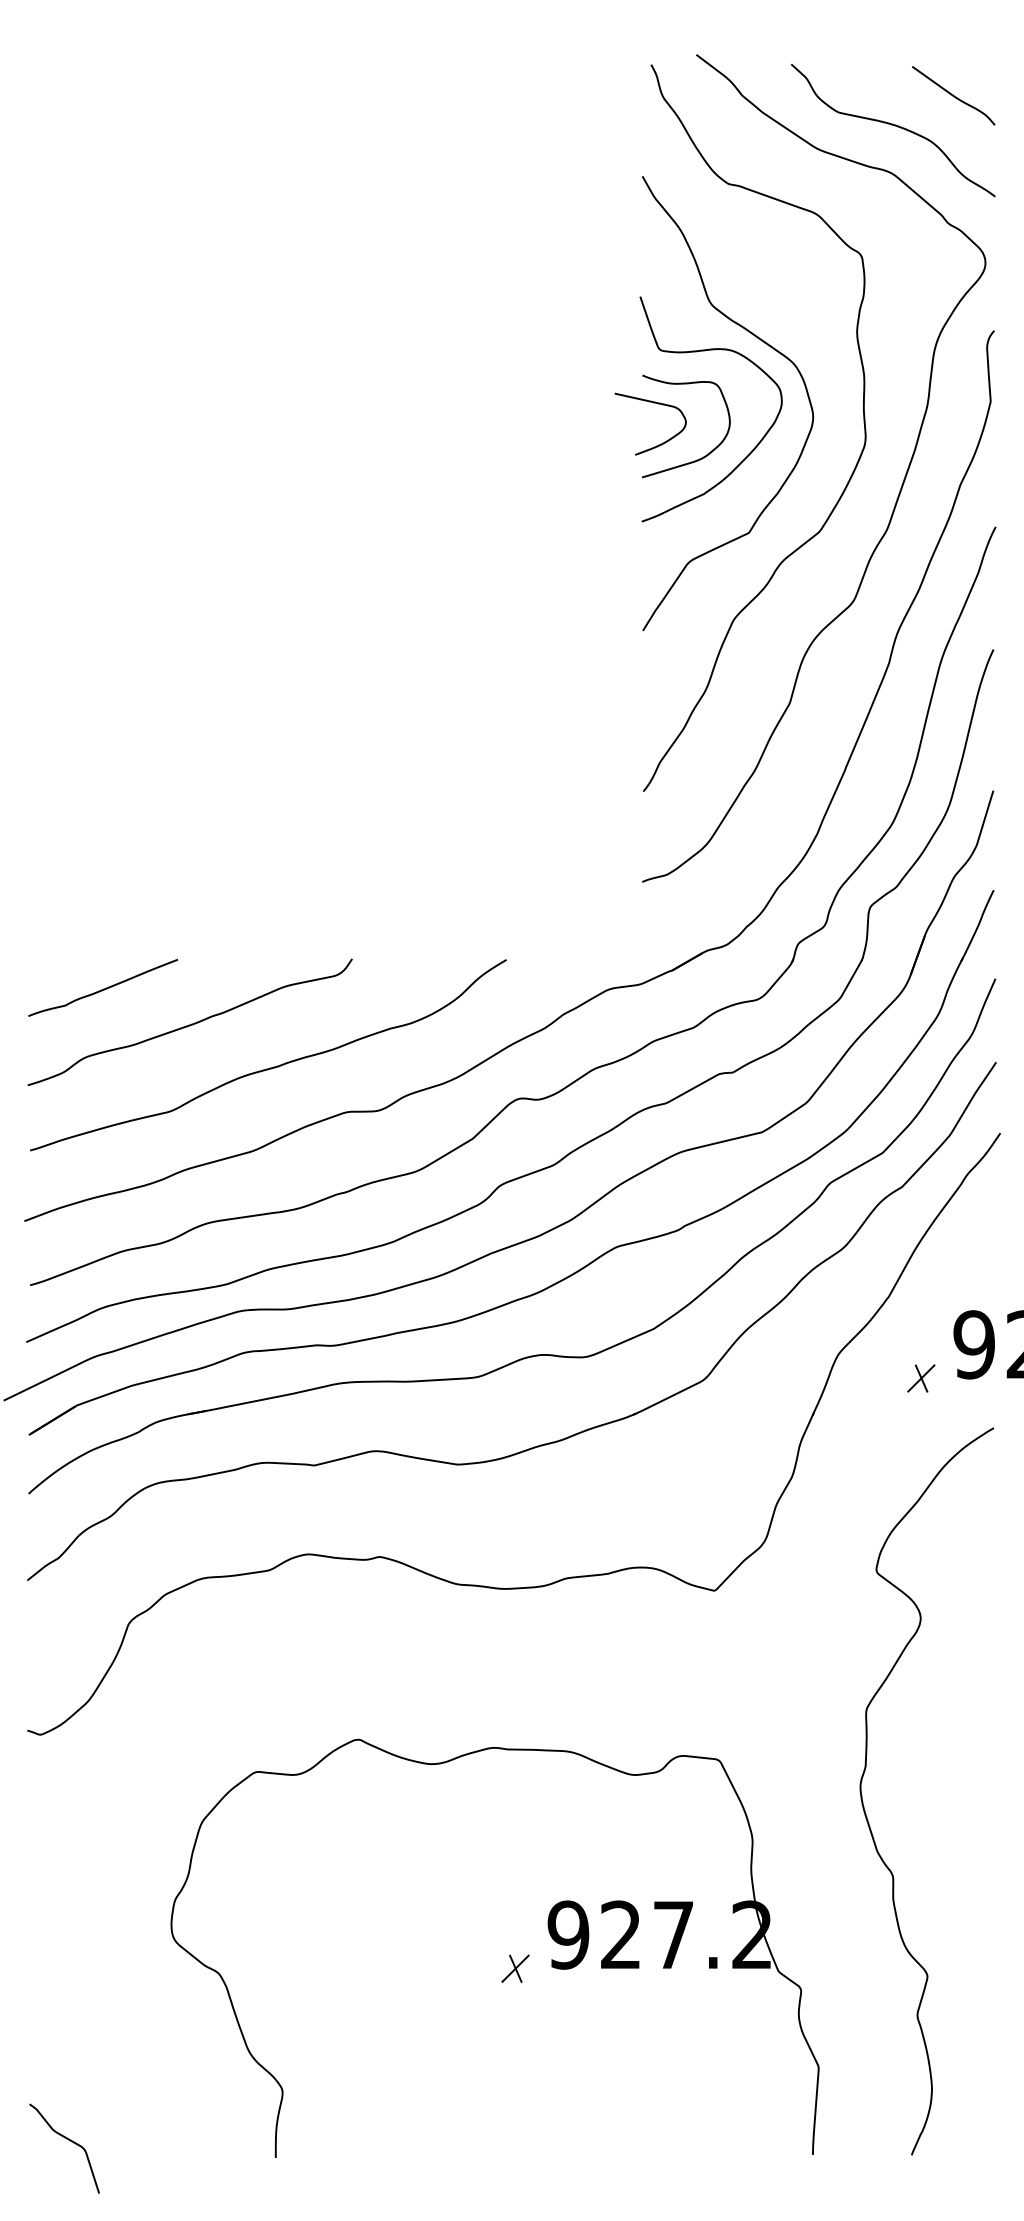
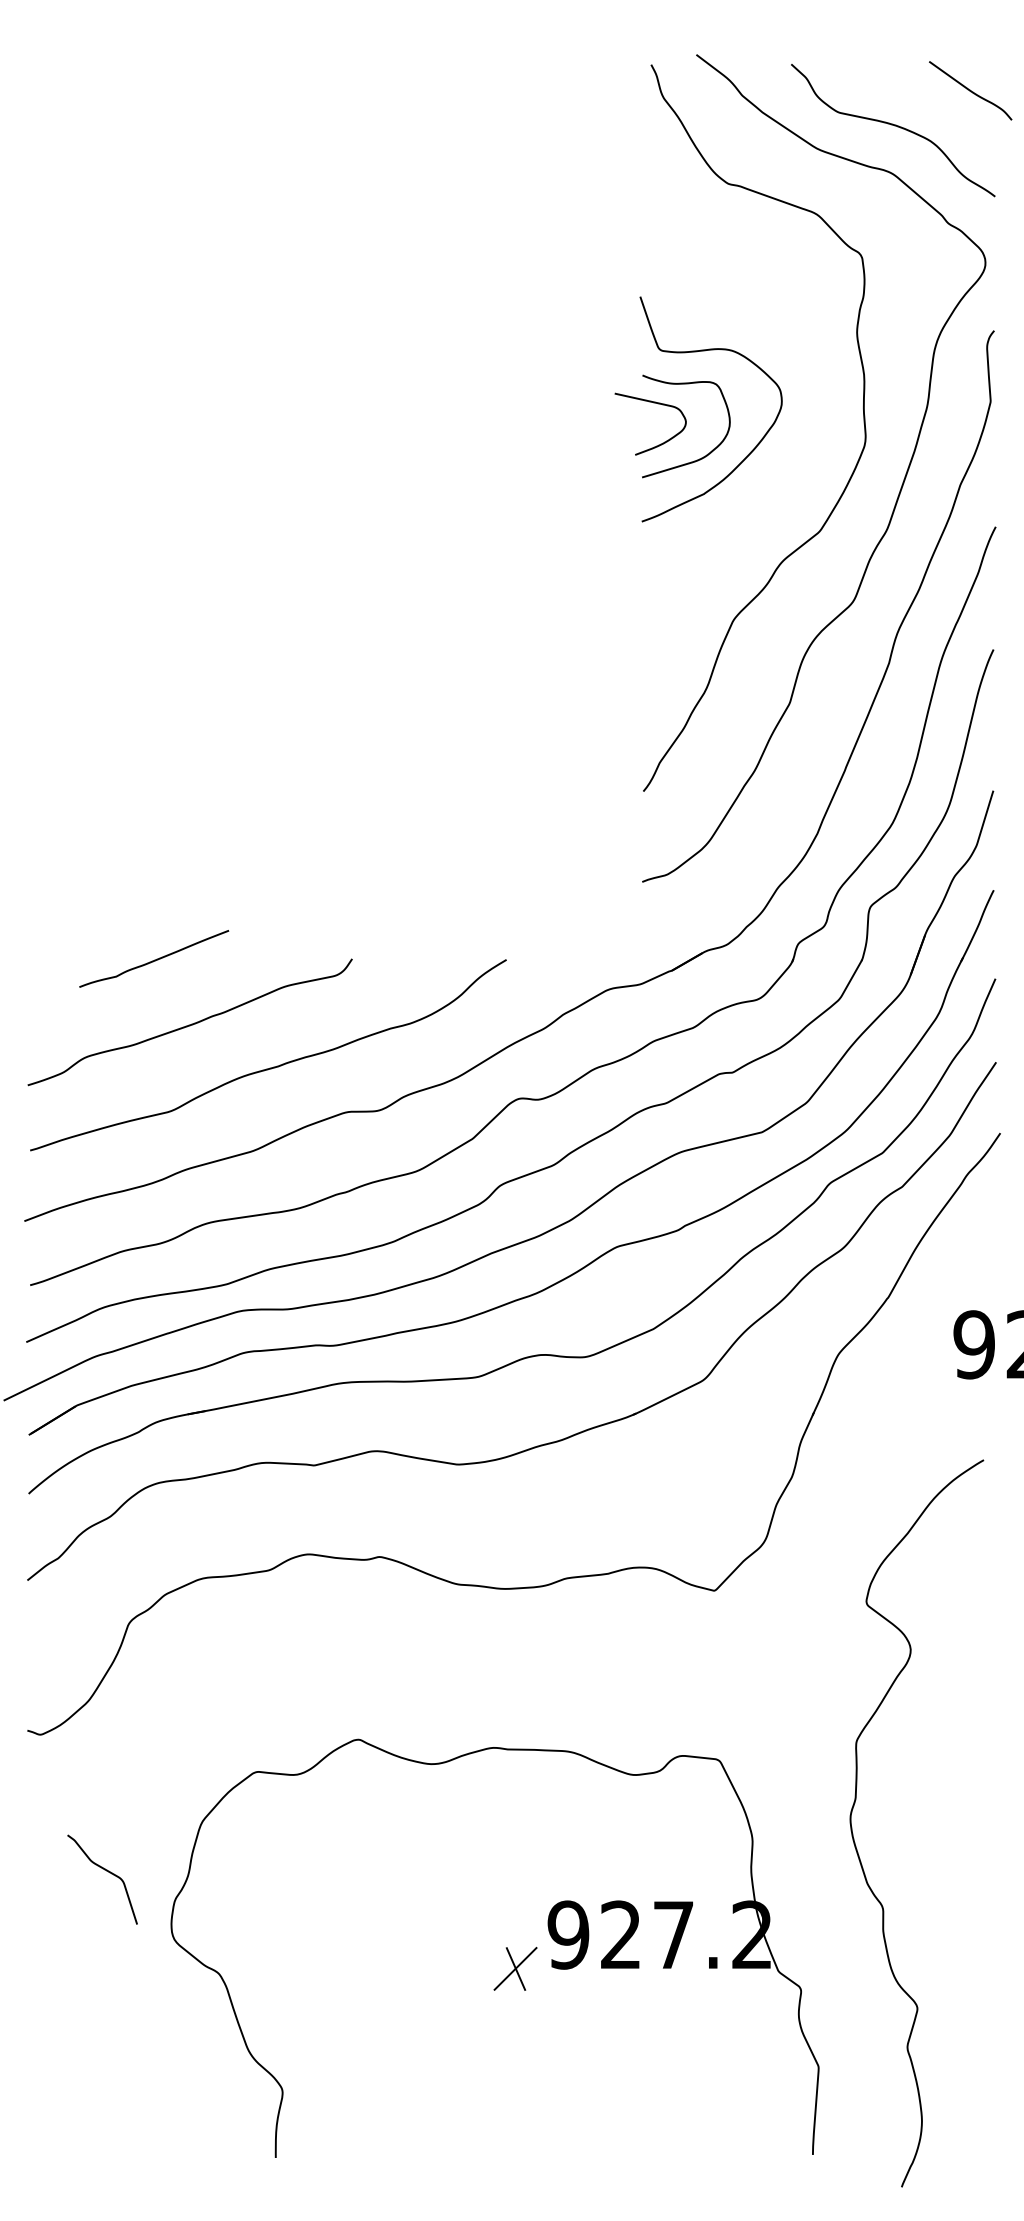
curve position: (953, 95) -> (970, 90) (970, 90)
curve: present -> none (771, 348)
curve position: (103, 988) -> (154, 959) (154, 959)
part: present -> none (921, 1378)
curve position: (863, 1801) -> (853, 1833) (853, 1833)
part size: 29x29 px -> 45x44 px (515, 1968)
curve position: (68, 2140) -> (106, 1871) (106, 1871)
